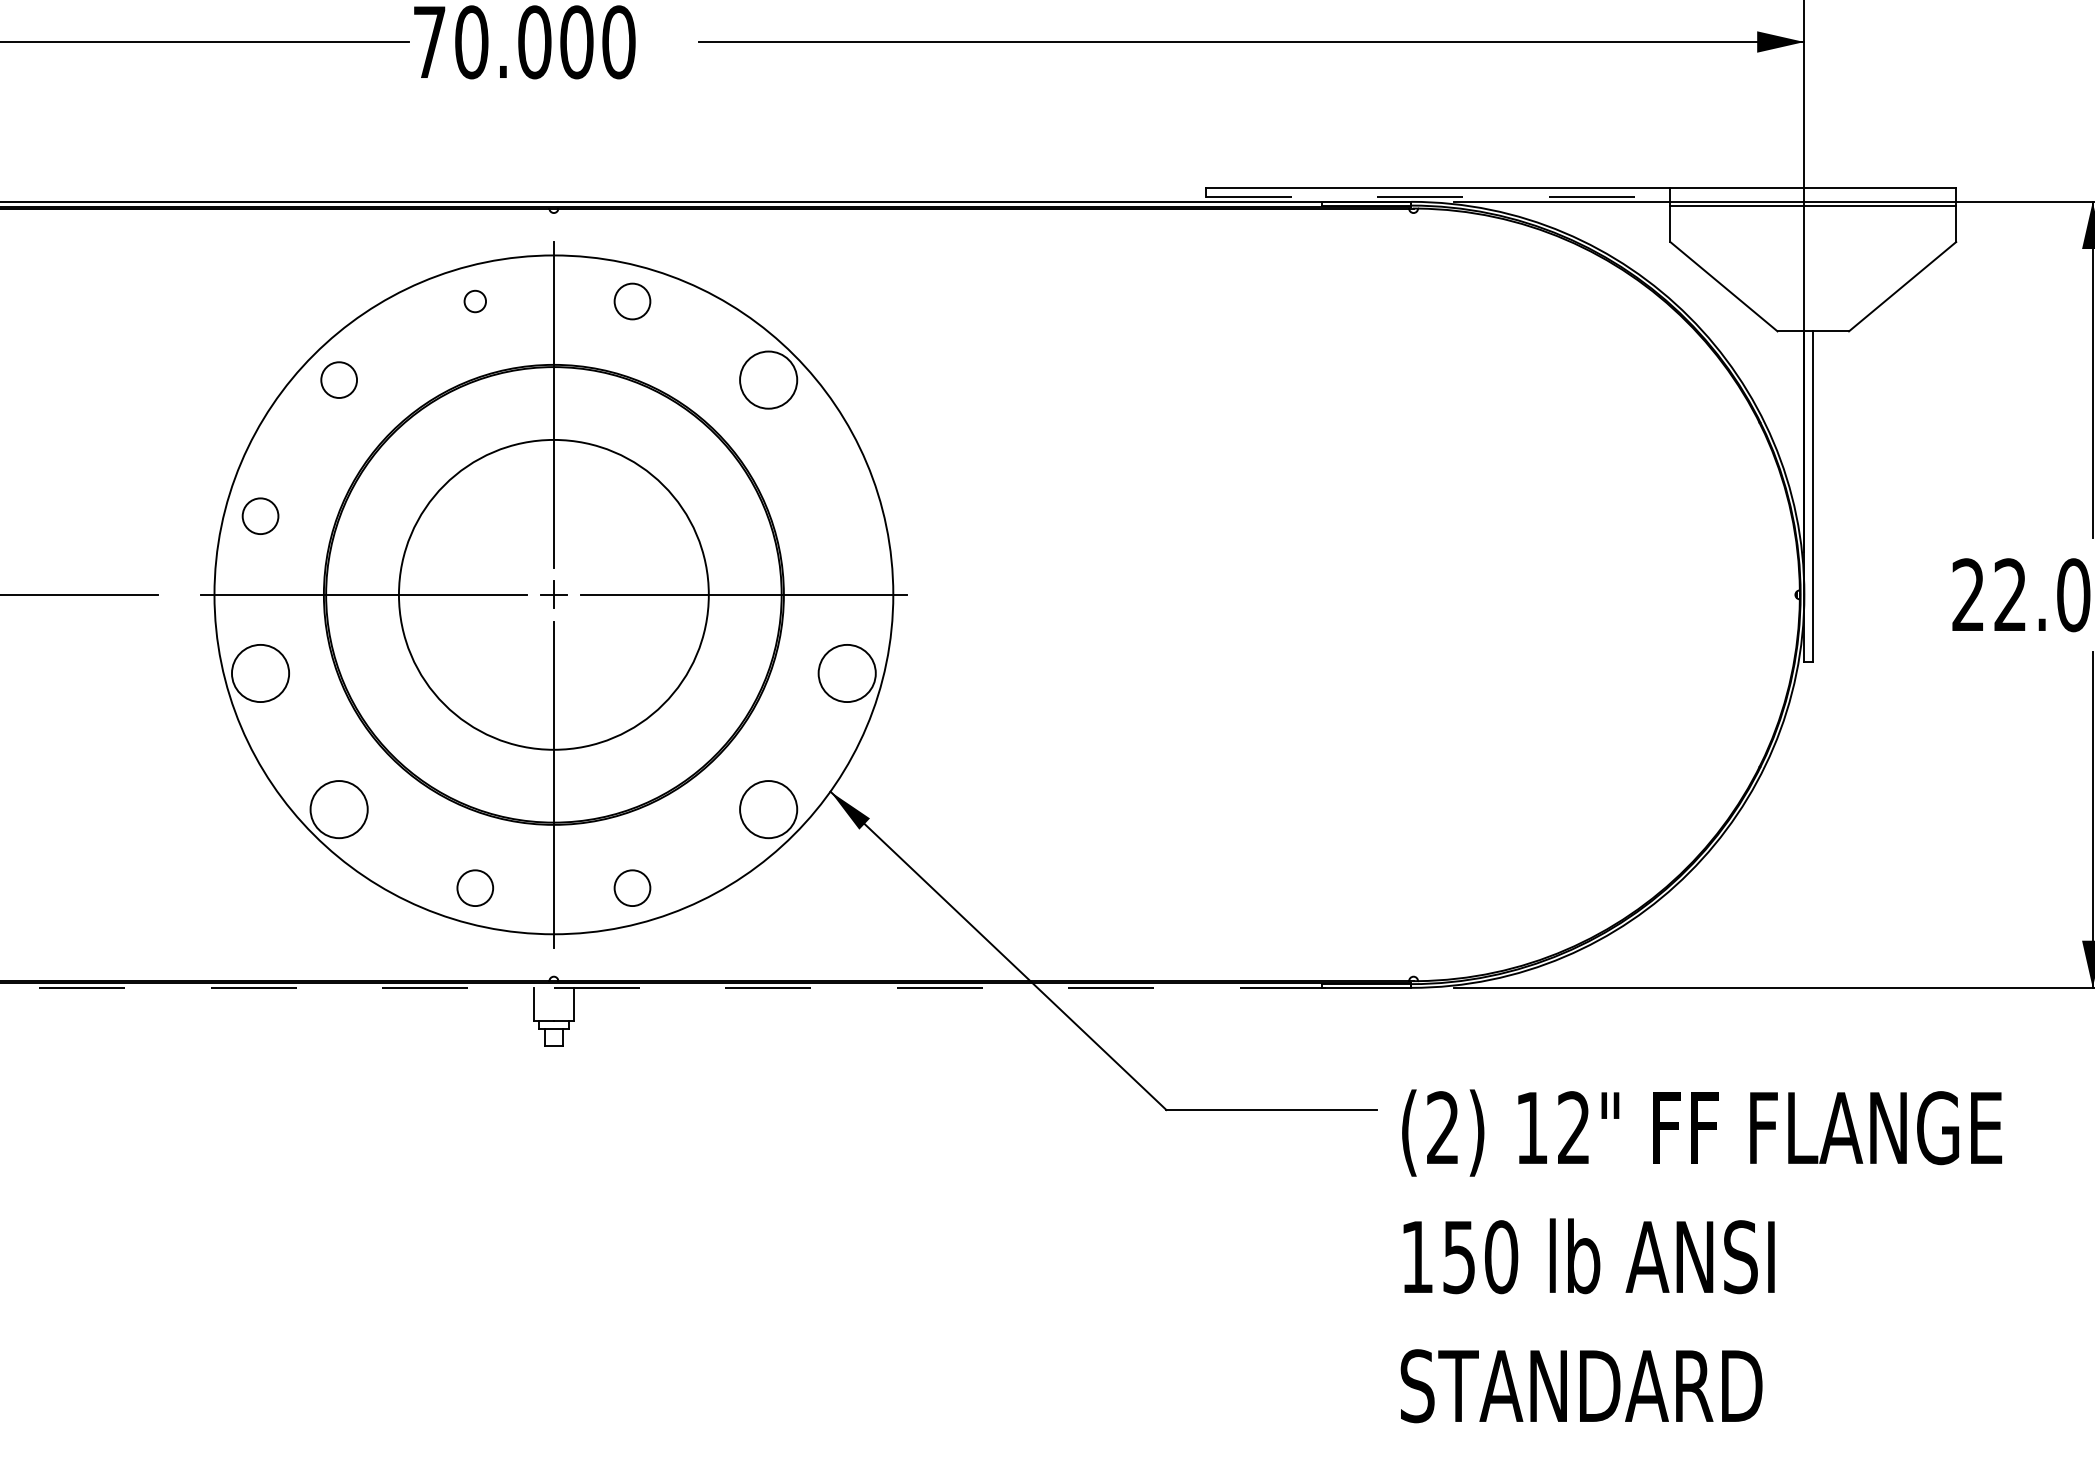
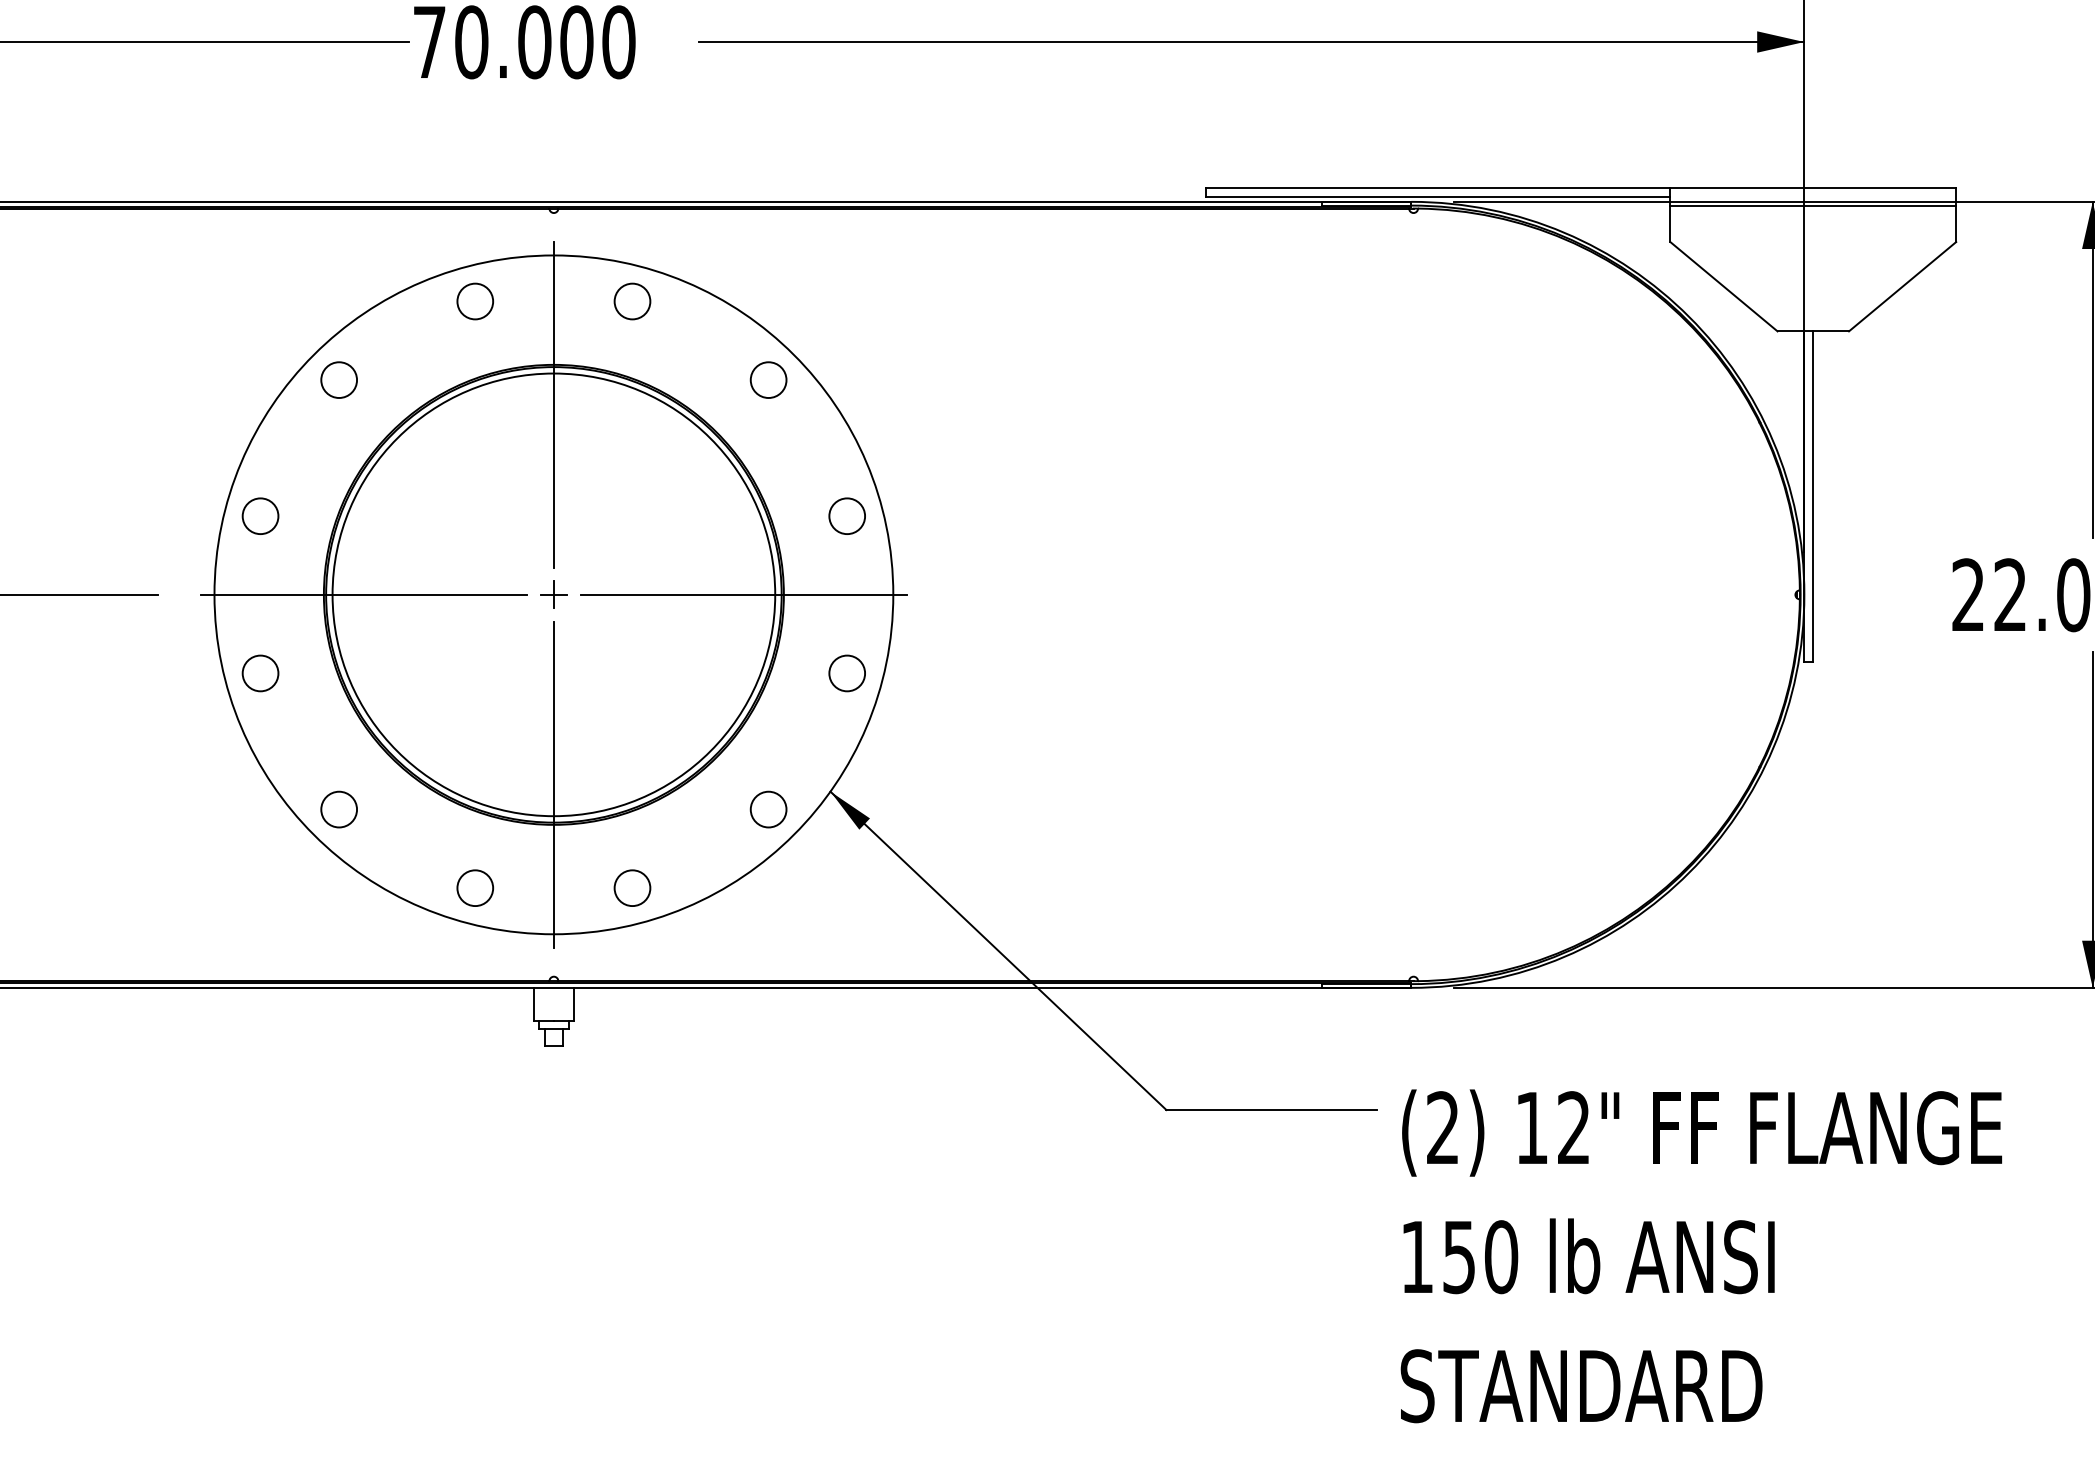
line: dashed -> solid (1438, 197)
circle diameter: 21 px -> 36 px (475, 301)
circle diameter: 57 px -> 36 px (768, 380)
circle: none -> present (846, 515)
circle diameter: 310 px -> 443 px (553, 594)
circle diameter: 57 px -> 36 px (260, 673)
circle diameter: 57 px -> 36 px (847, 673)
circle diameter: 57 px -> 36 px (339, 809)
circle diameter: 57 px -> 36 px (768, 809)
line: dashed -> solid (706, 987)
